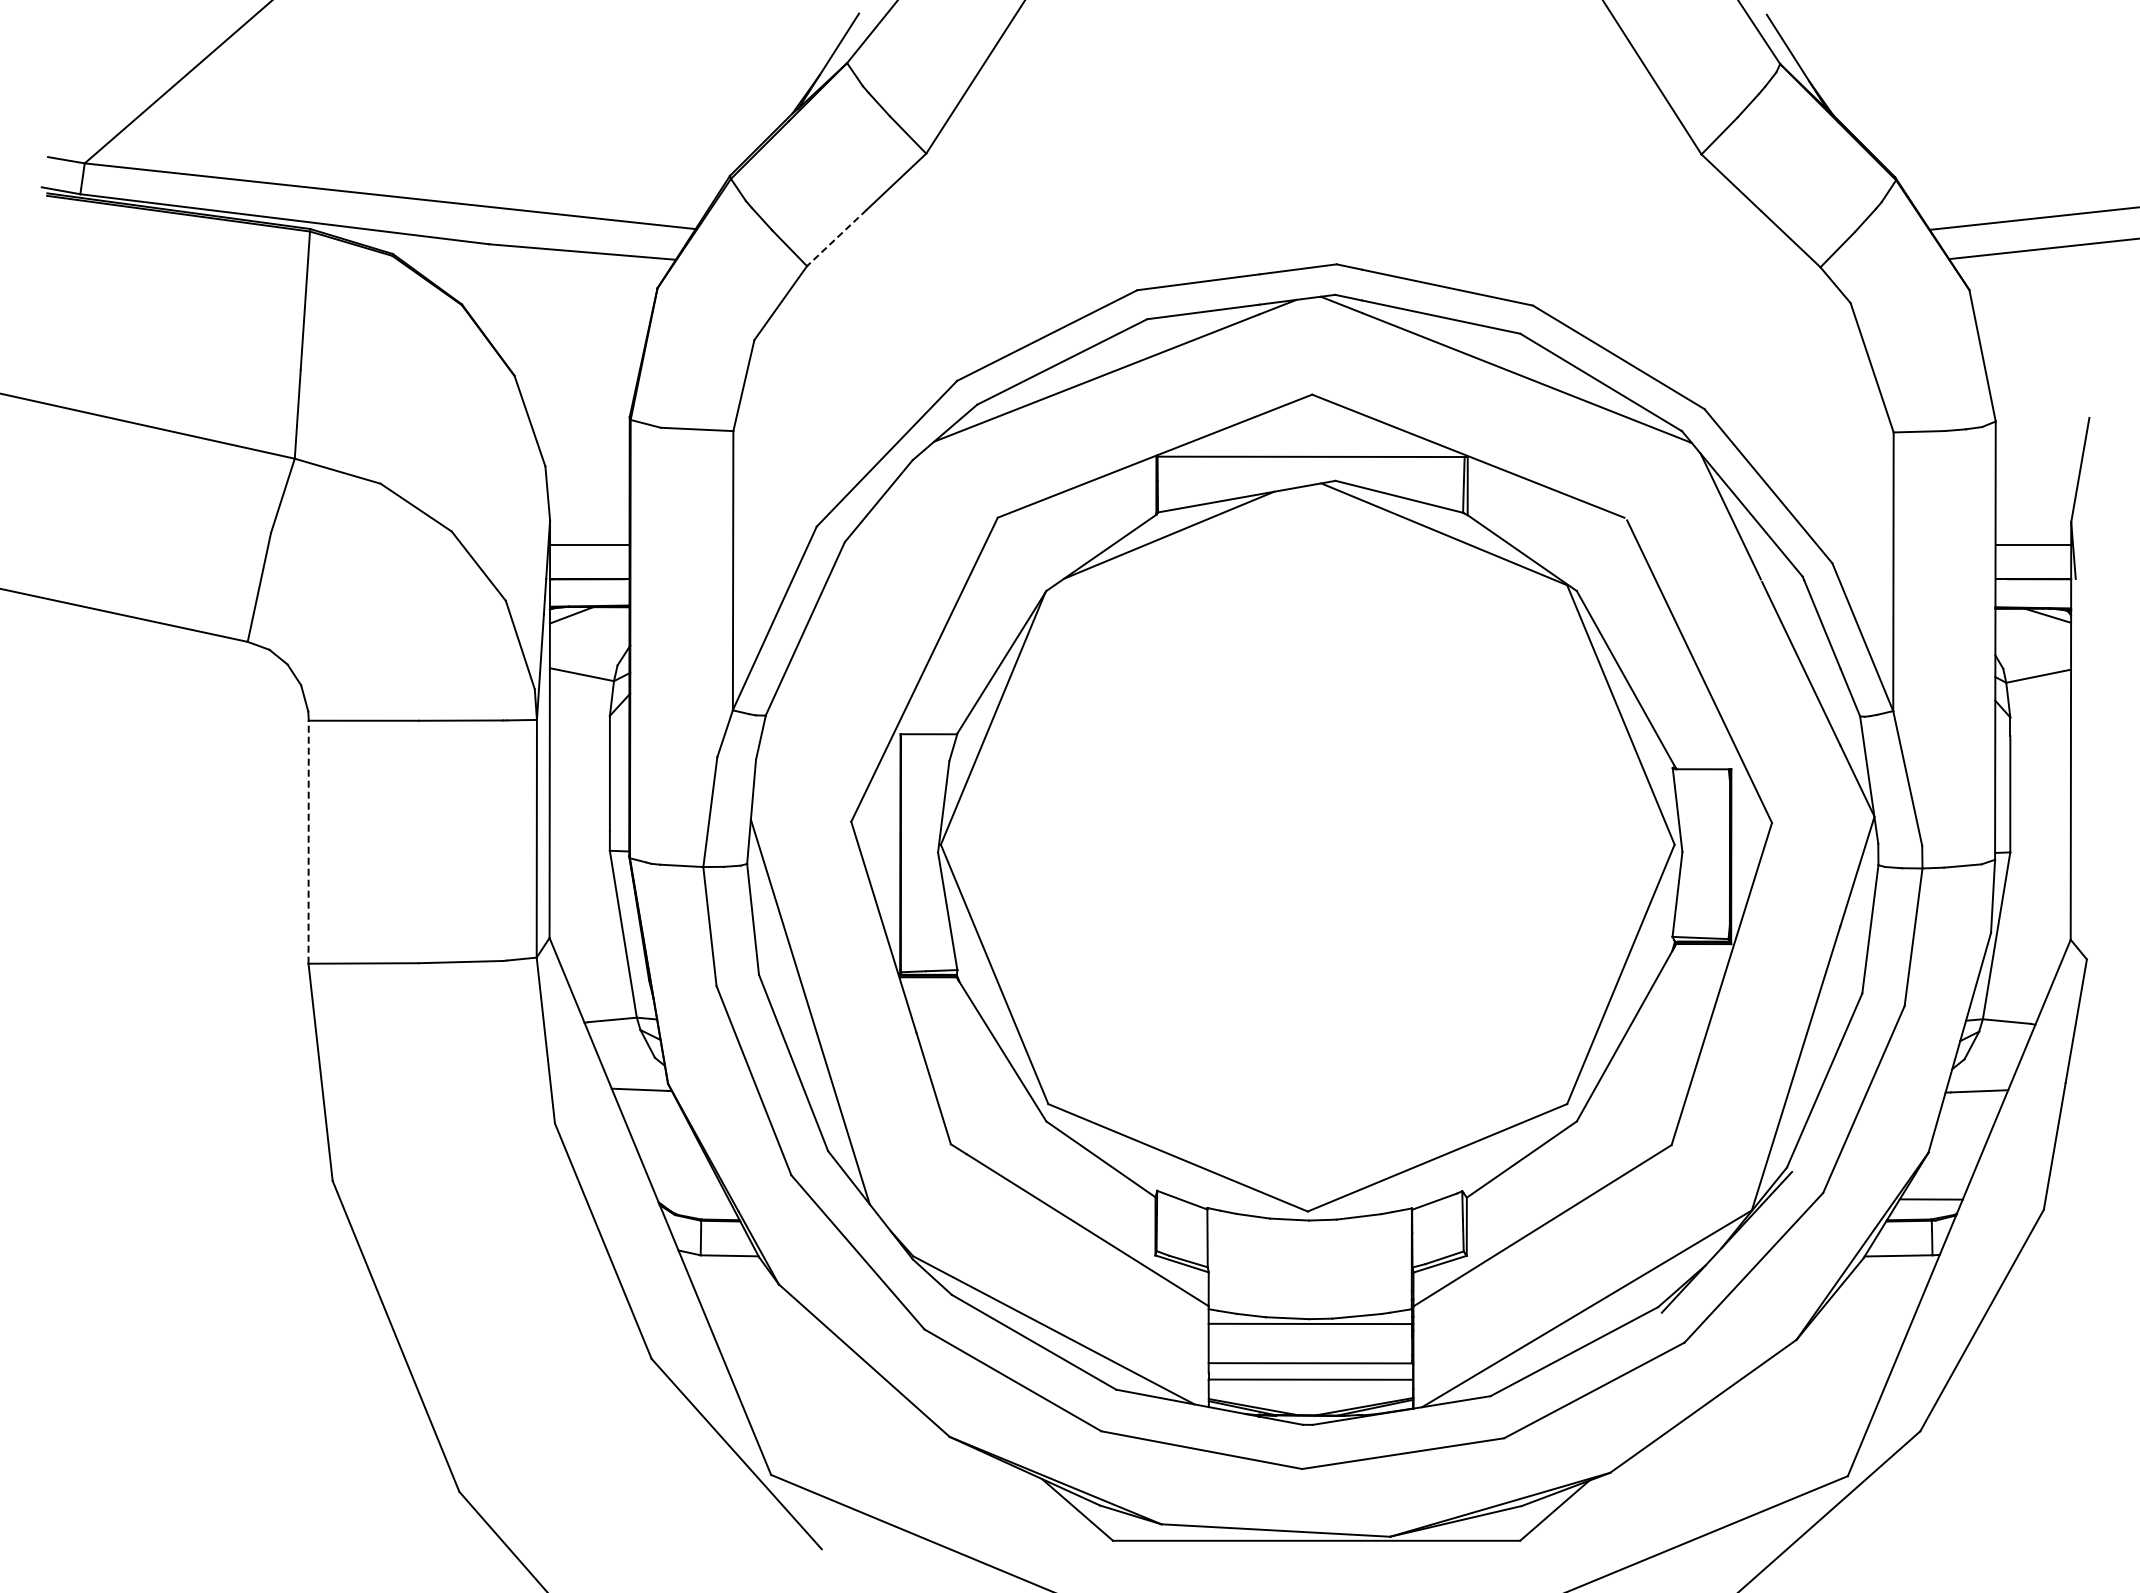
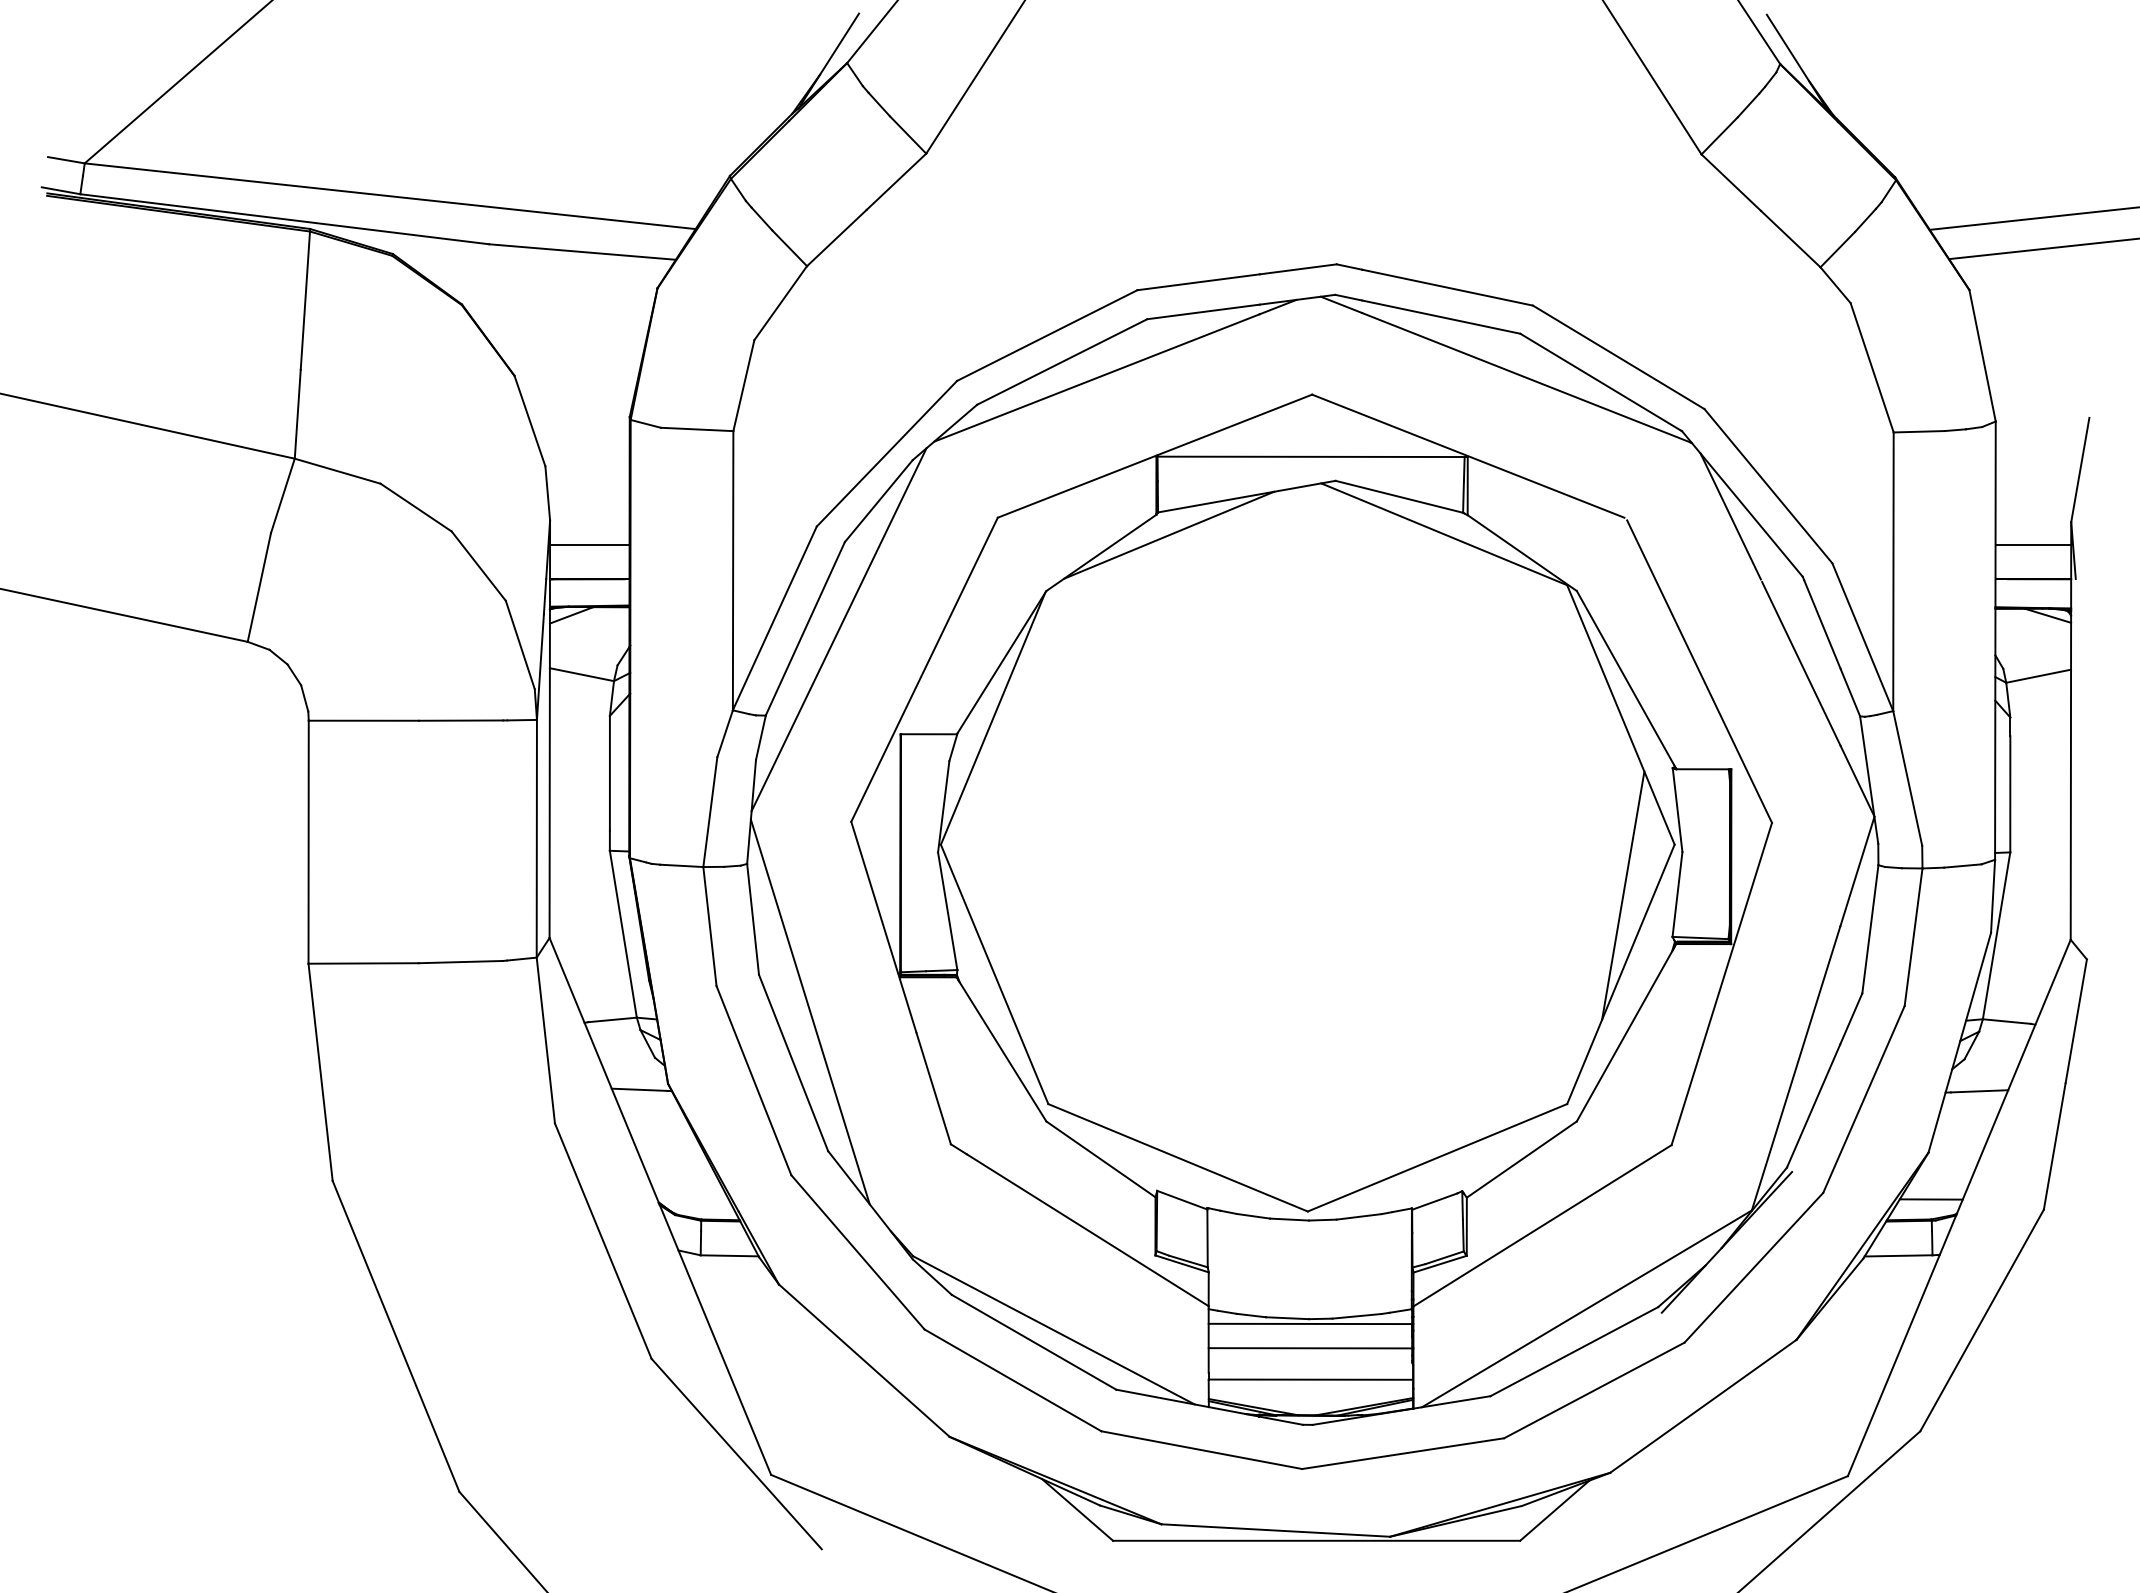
line: dashed -> solid (836, 238)
line: none -> present (838, 629)
line: dashed -> solid (308, 842)
line: none -> present (1623, 895)
line position: (1310, 1363) -> (1310, 1348) (1310, 1348)
